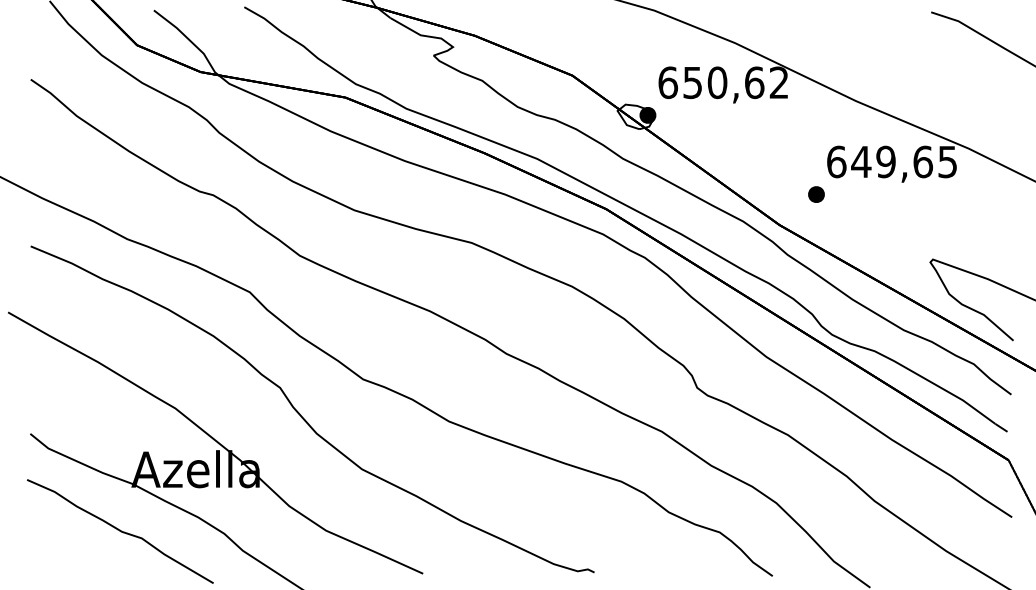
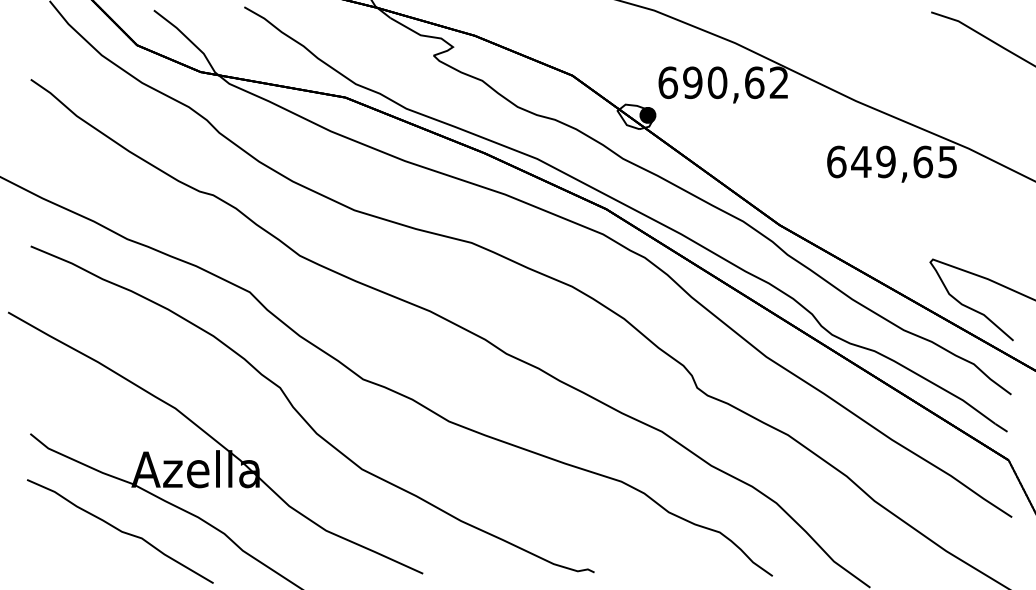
text: 650,62 -> 690,62 (692, 82)
part: present -> none (816, 194)
